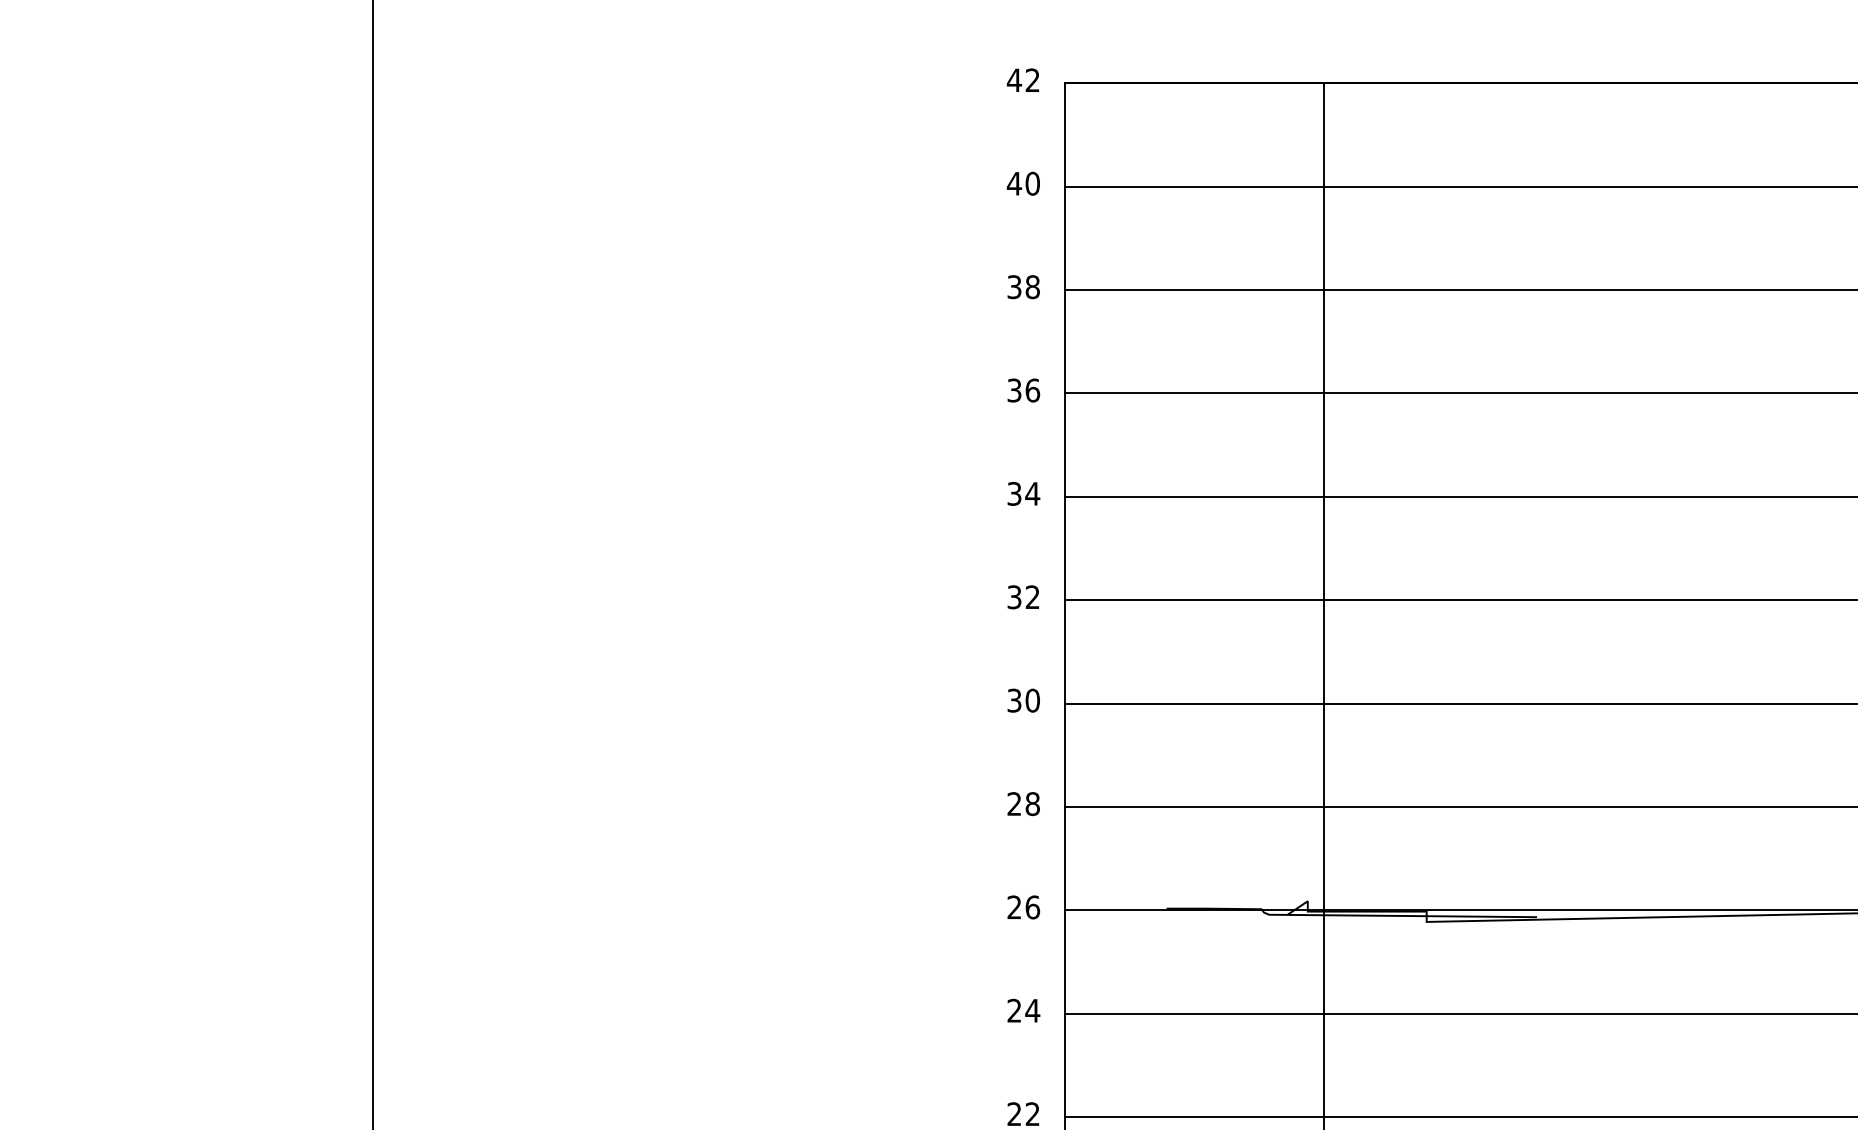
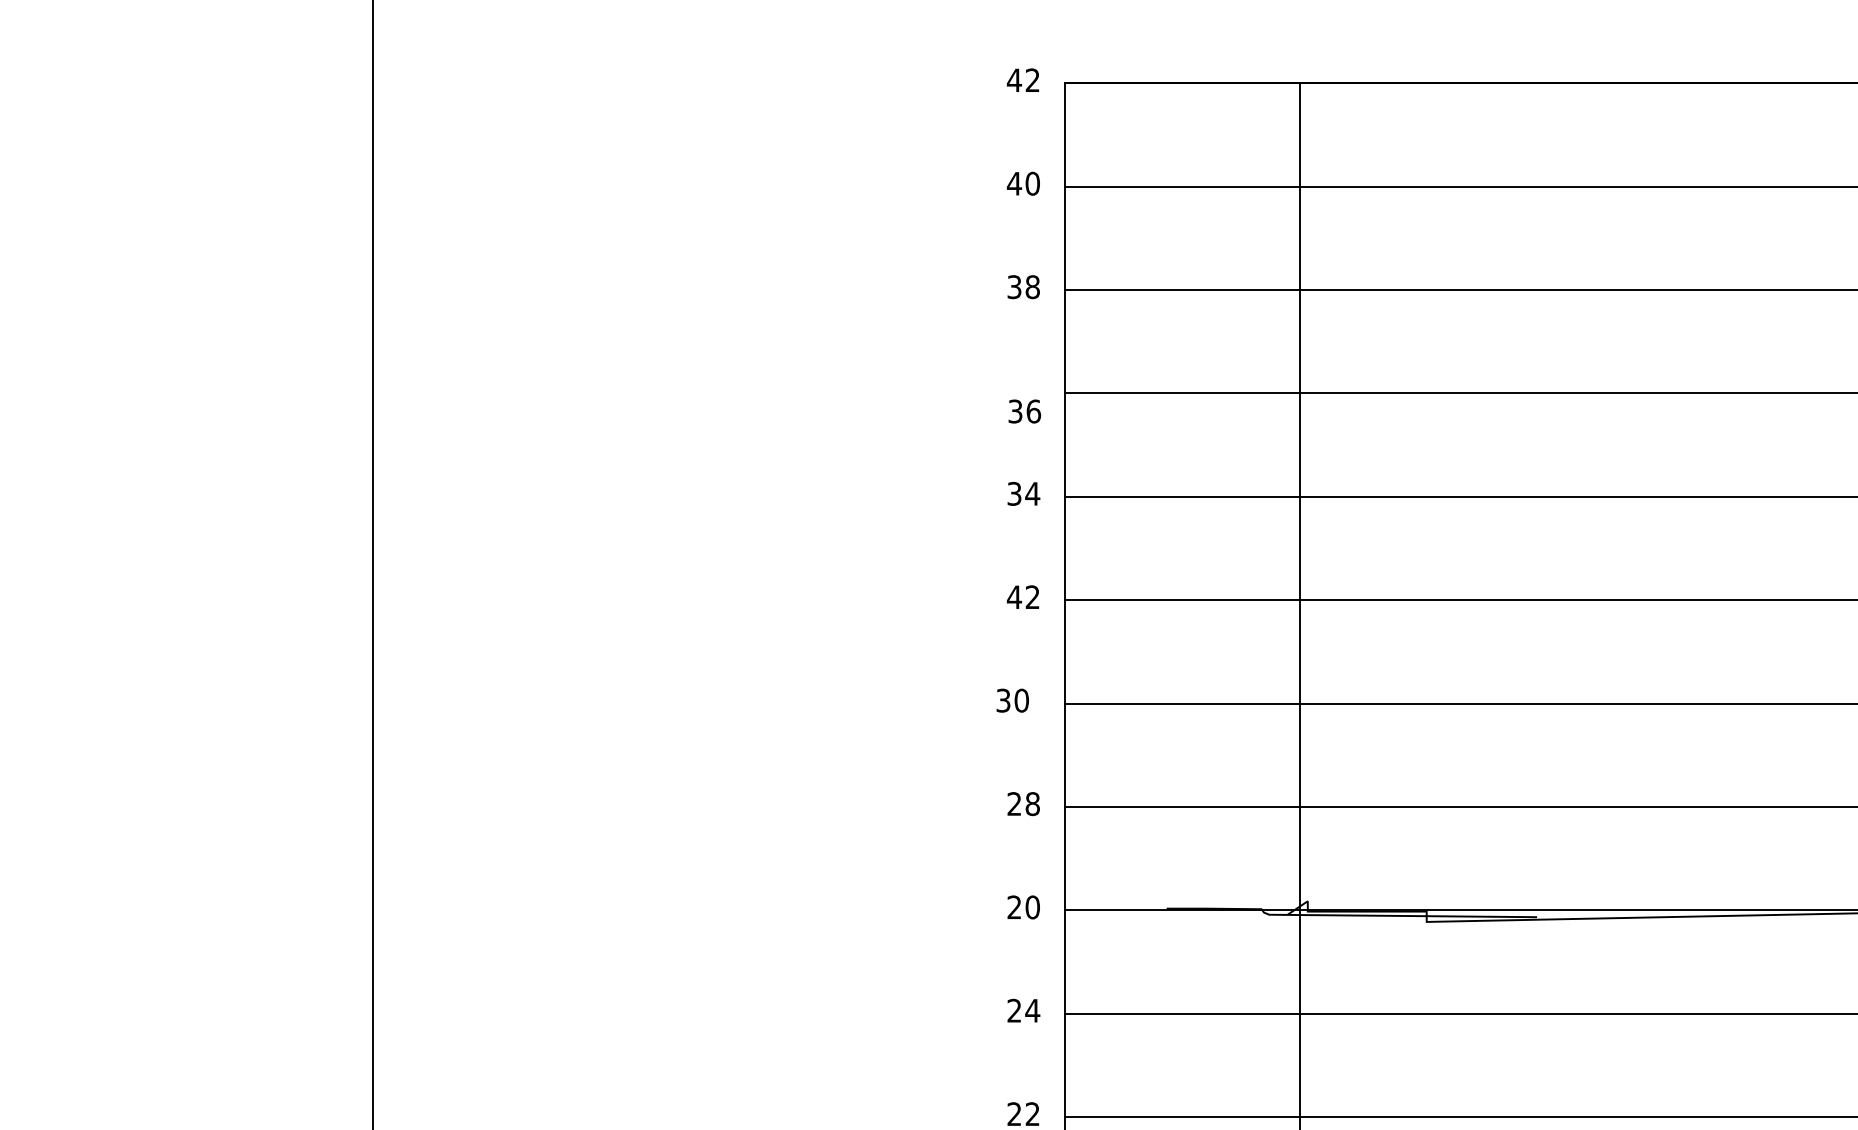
text position: (1023, 390) -> (1024, 411) (1024, 411)
text: 32 -> 42 (1014, 597)
line position: (1323, 604) -> (1299, 604) (1299, 604)
text position: (1023, 700) -> (1012, 700) (1012, 700)
text: 26 -> 20 (1032, 907)
